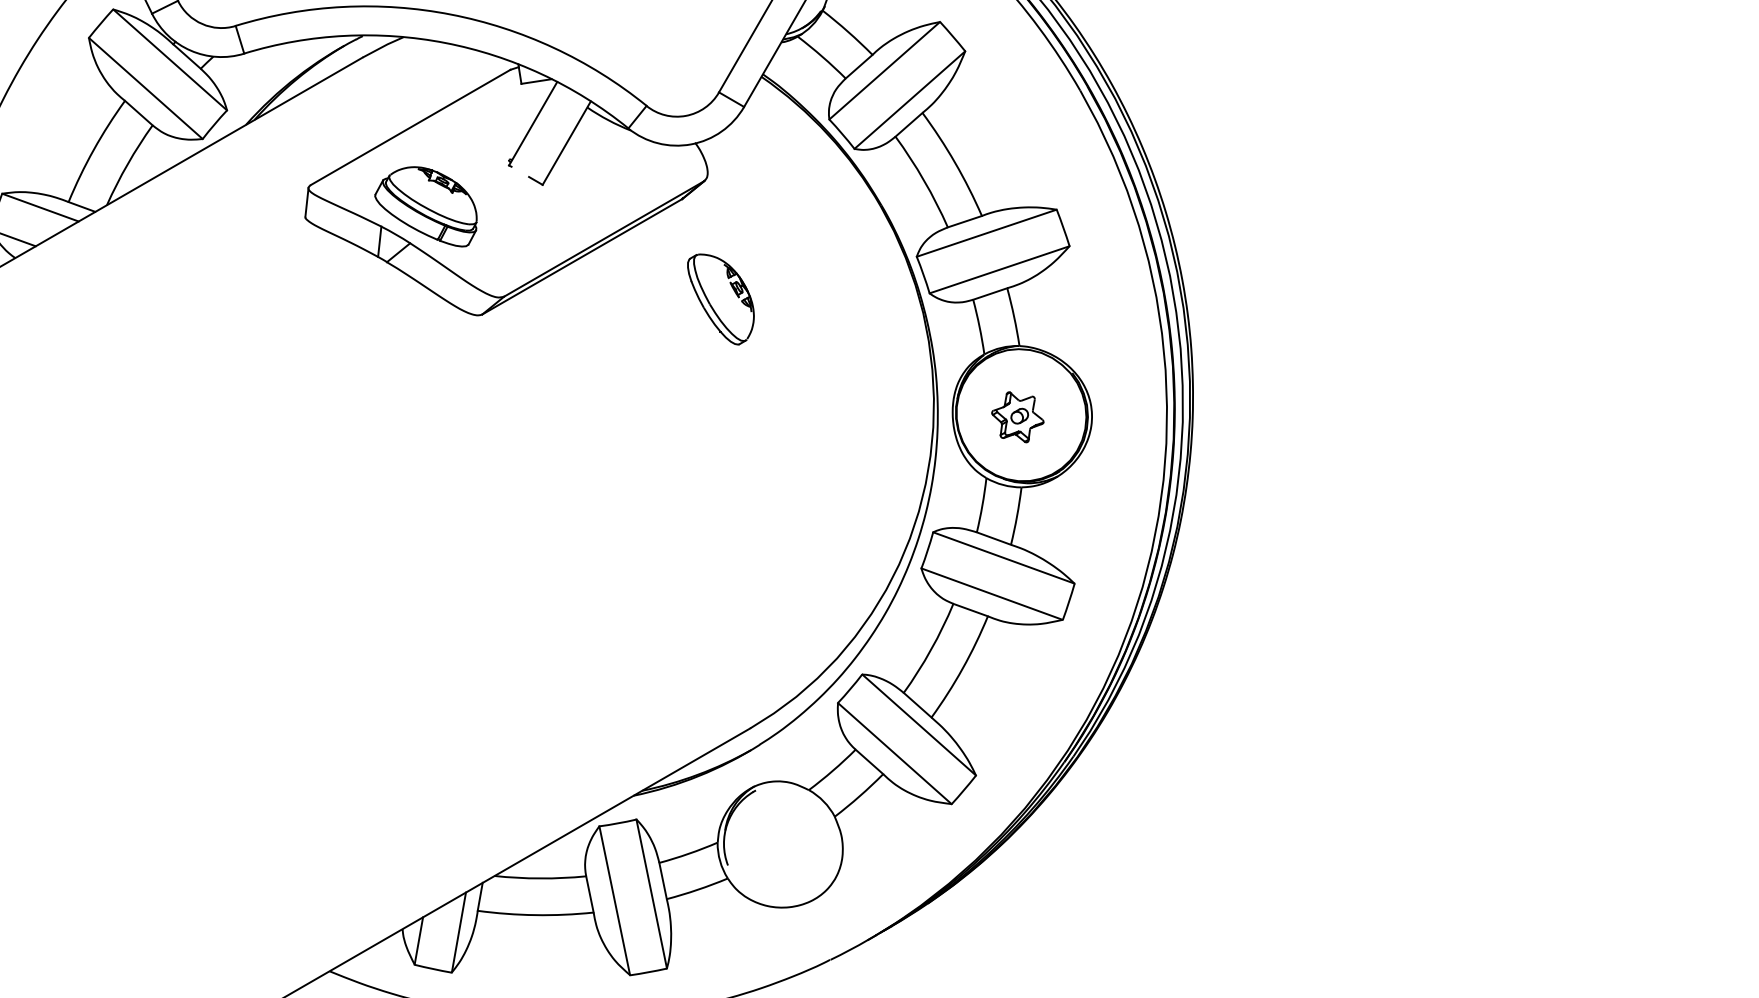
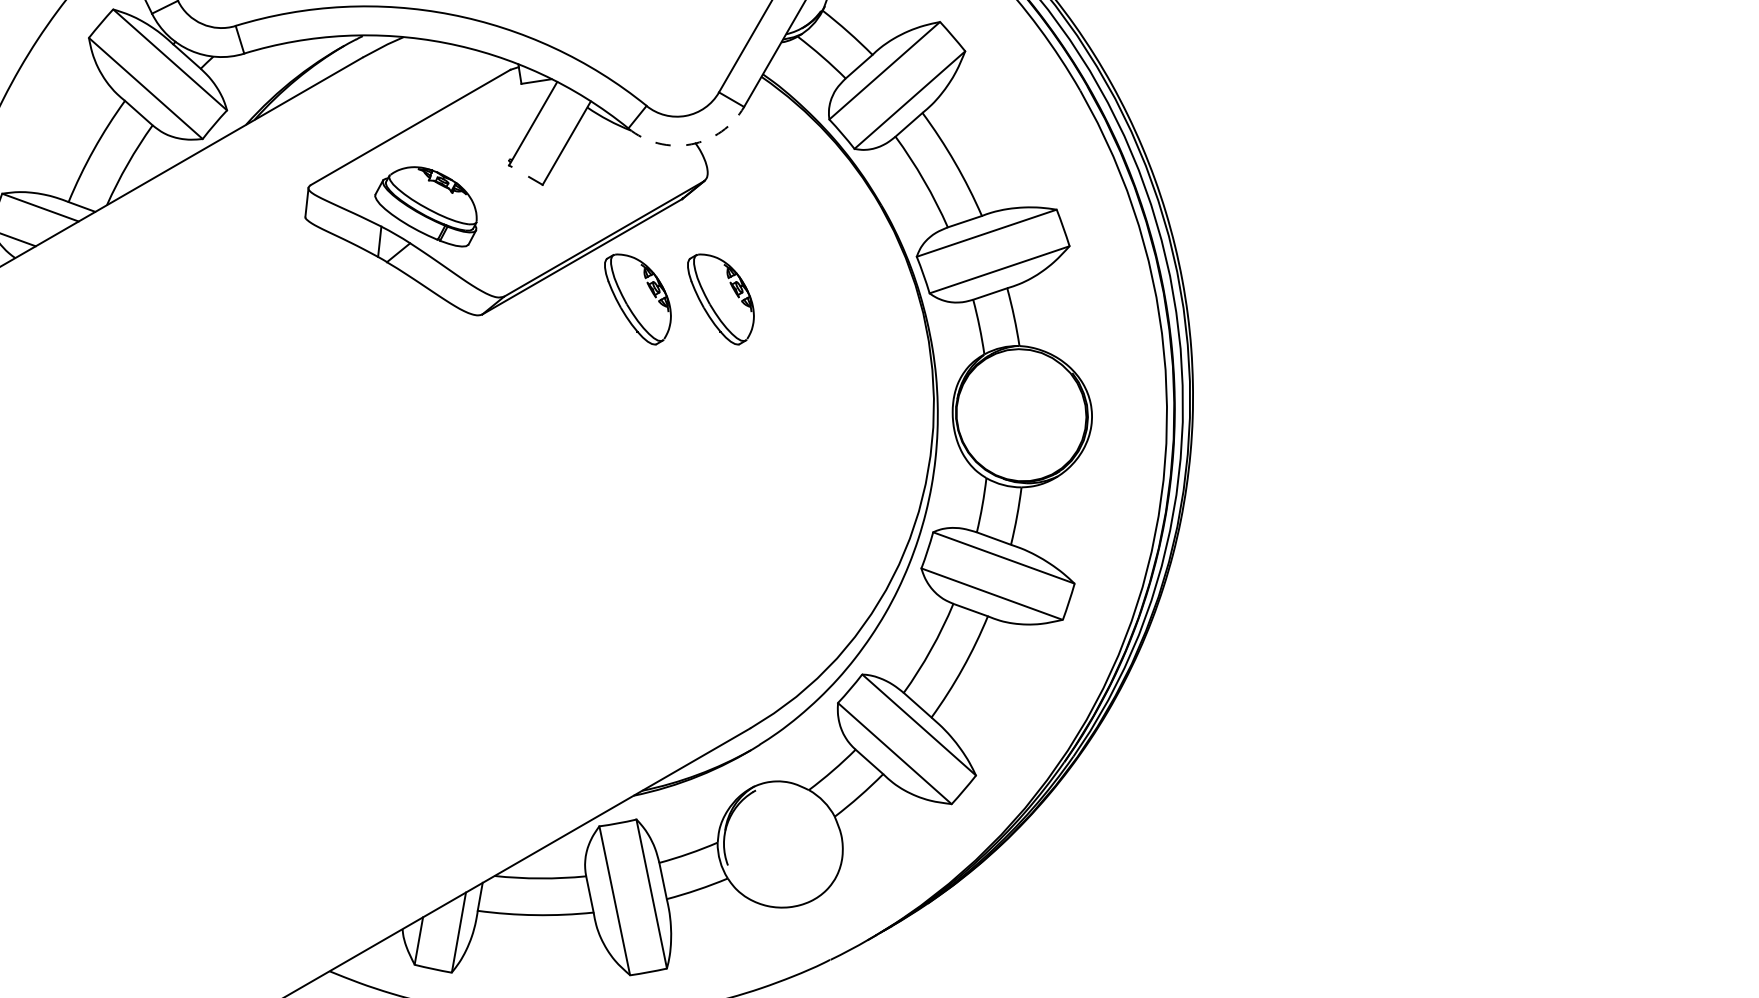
arc: solid -> dashed (691, 144)
part: none -> present (637, 299)
part: present -> none (1017, 417)
